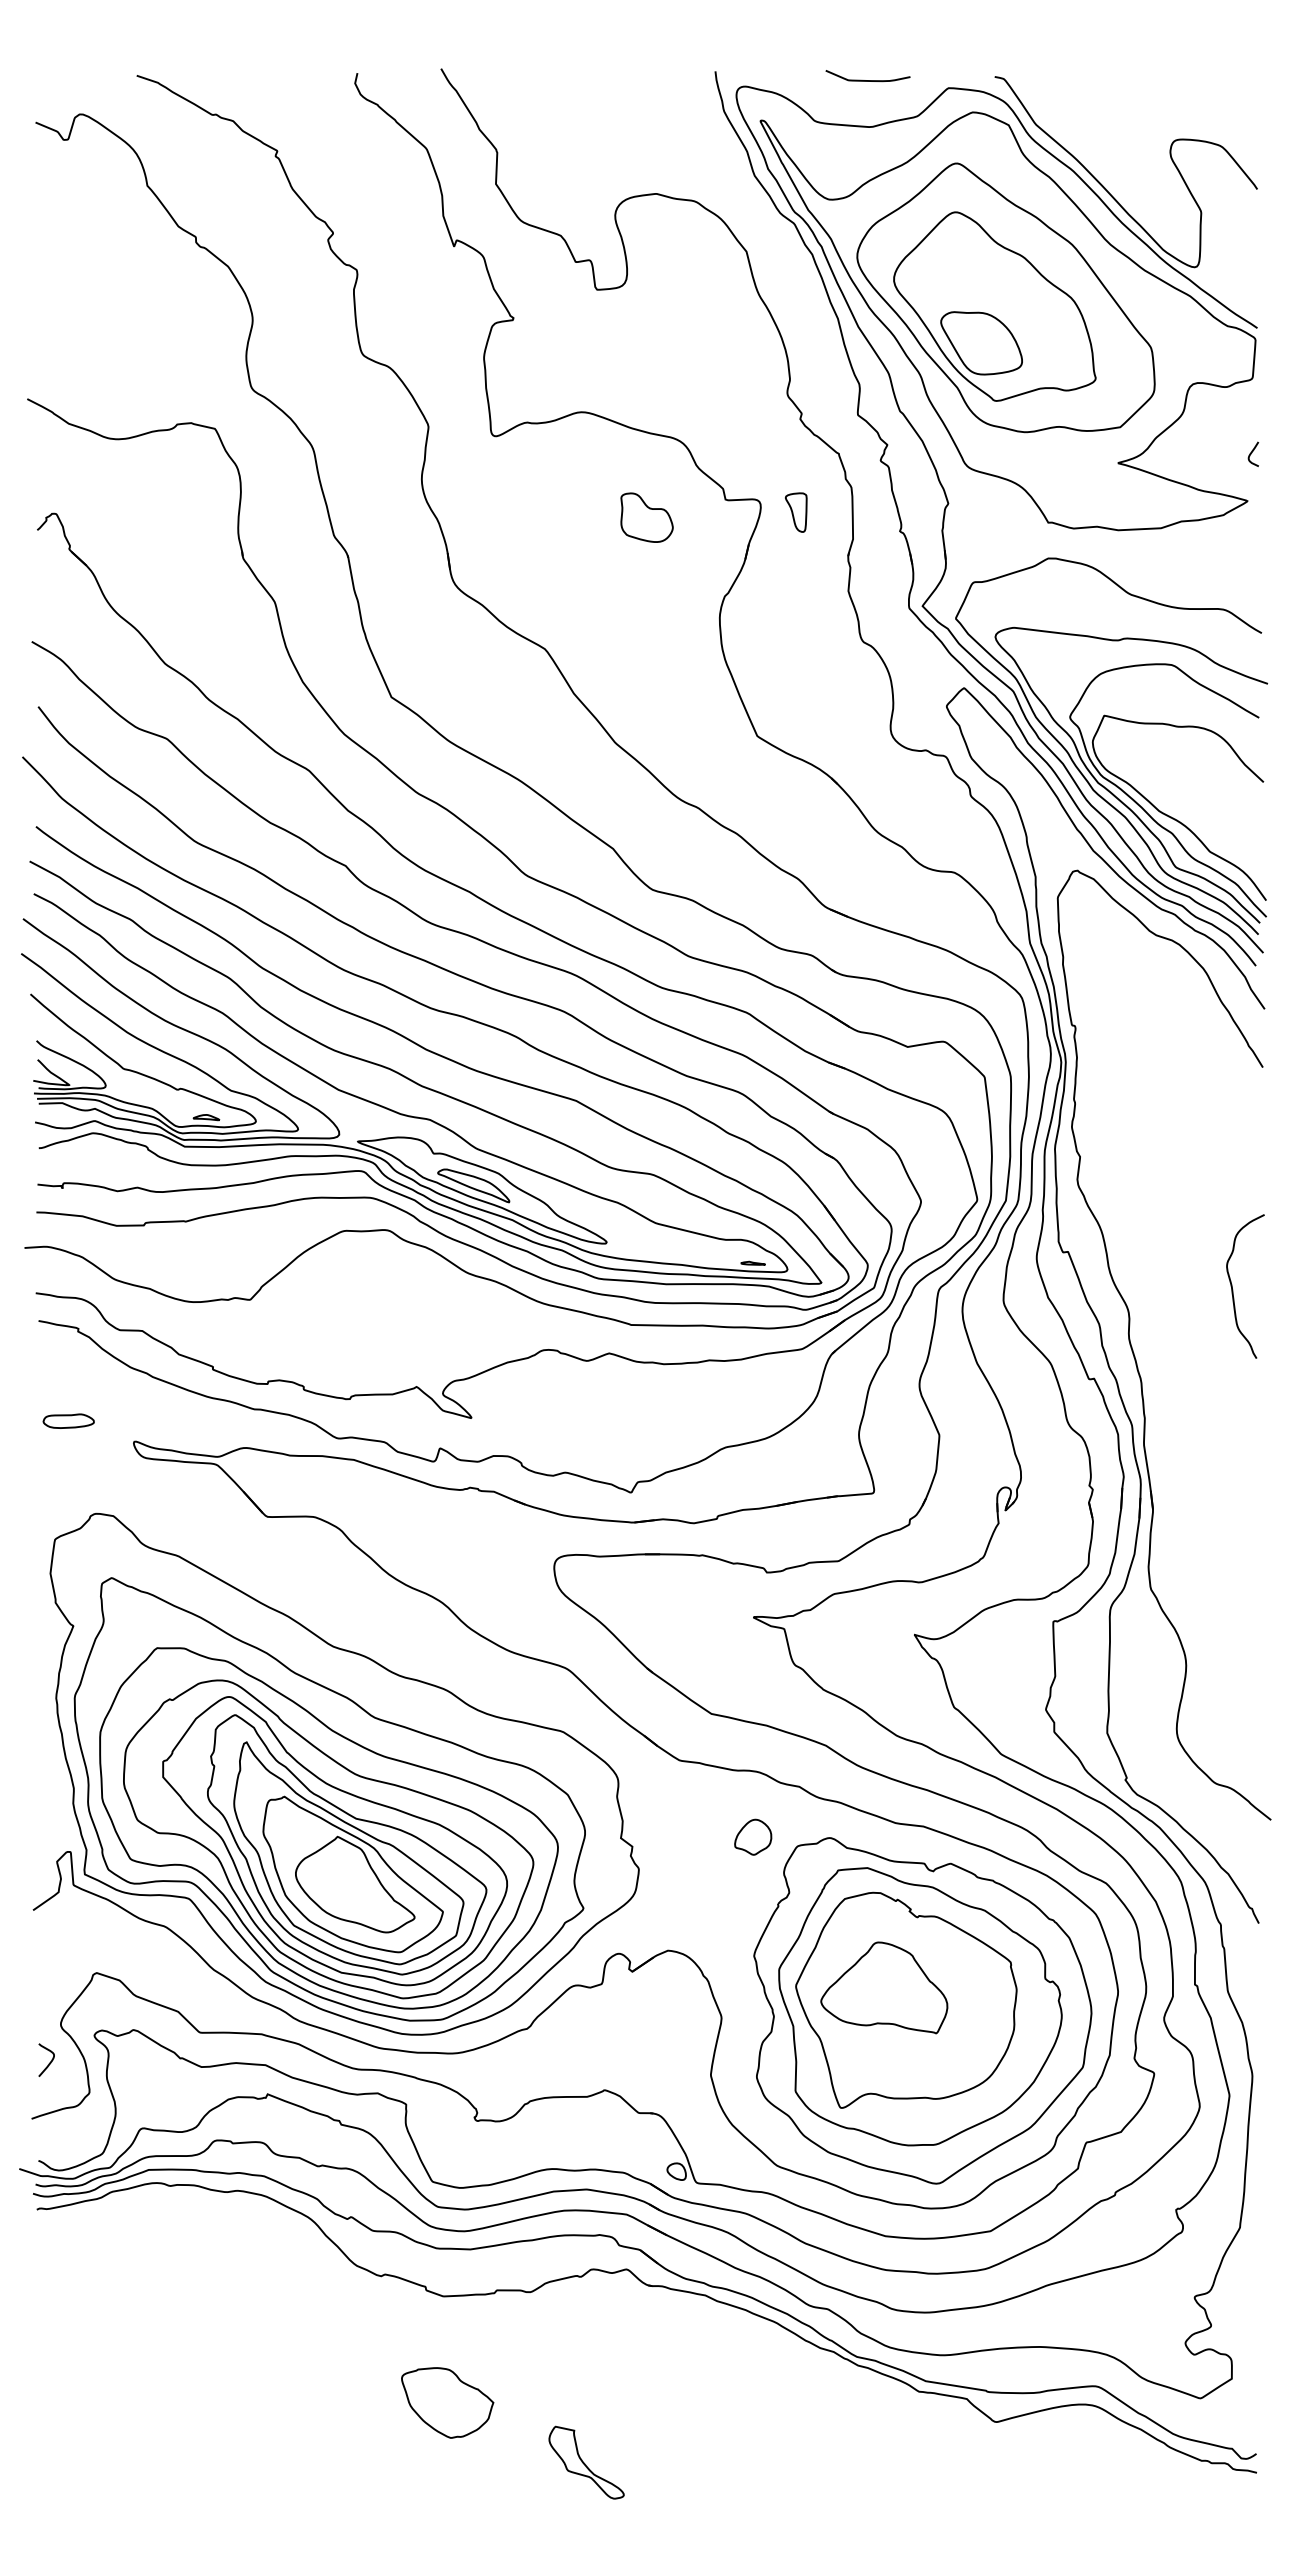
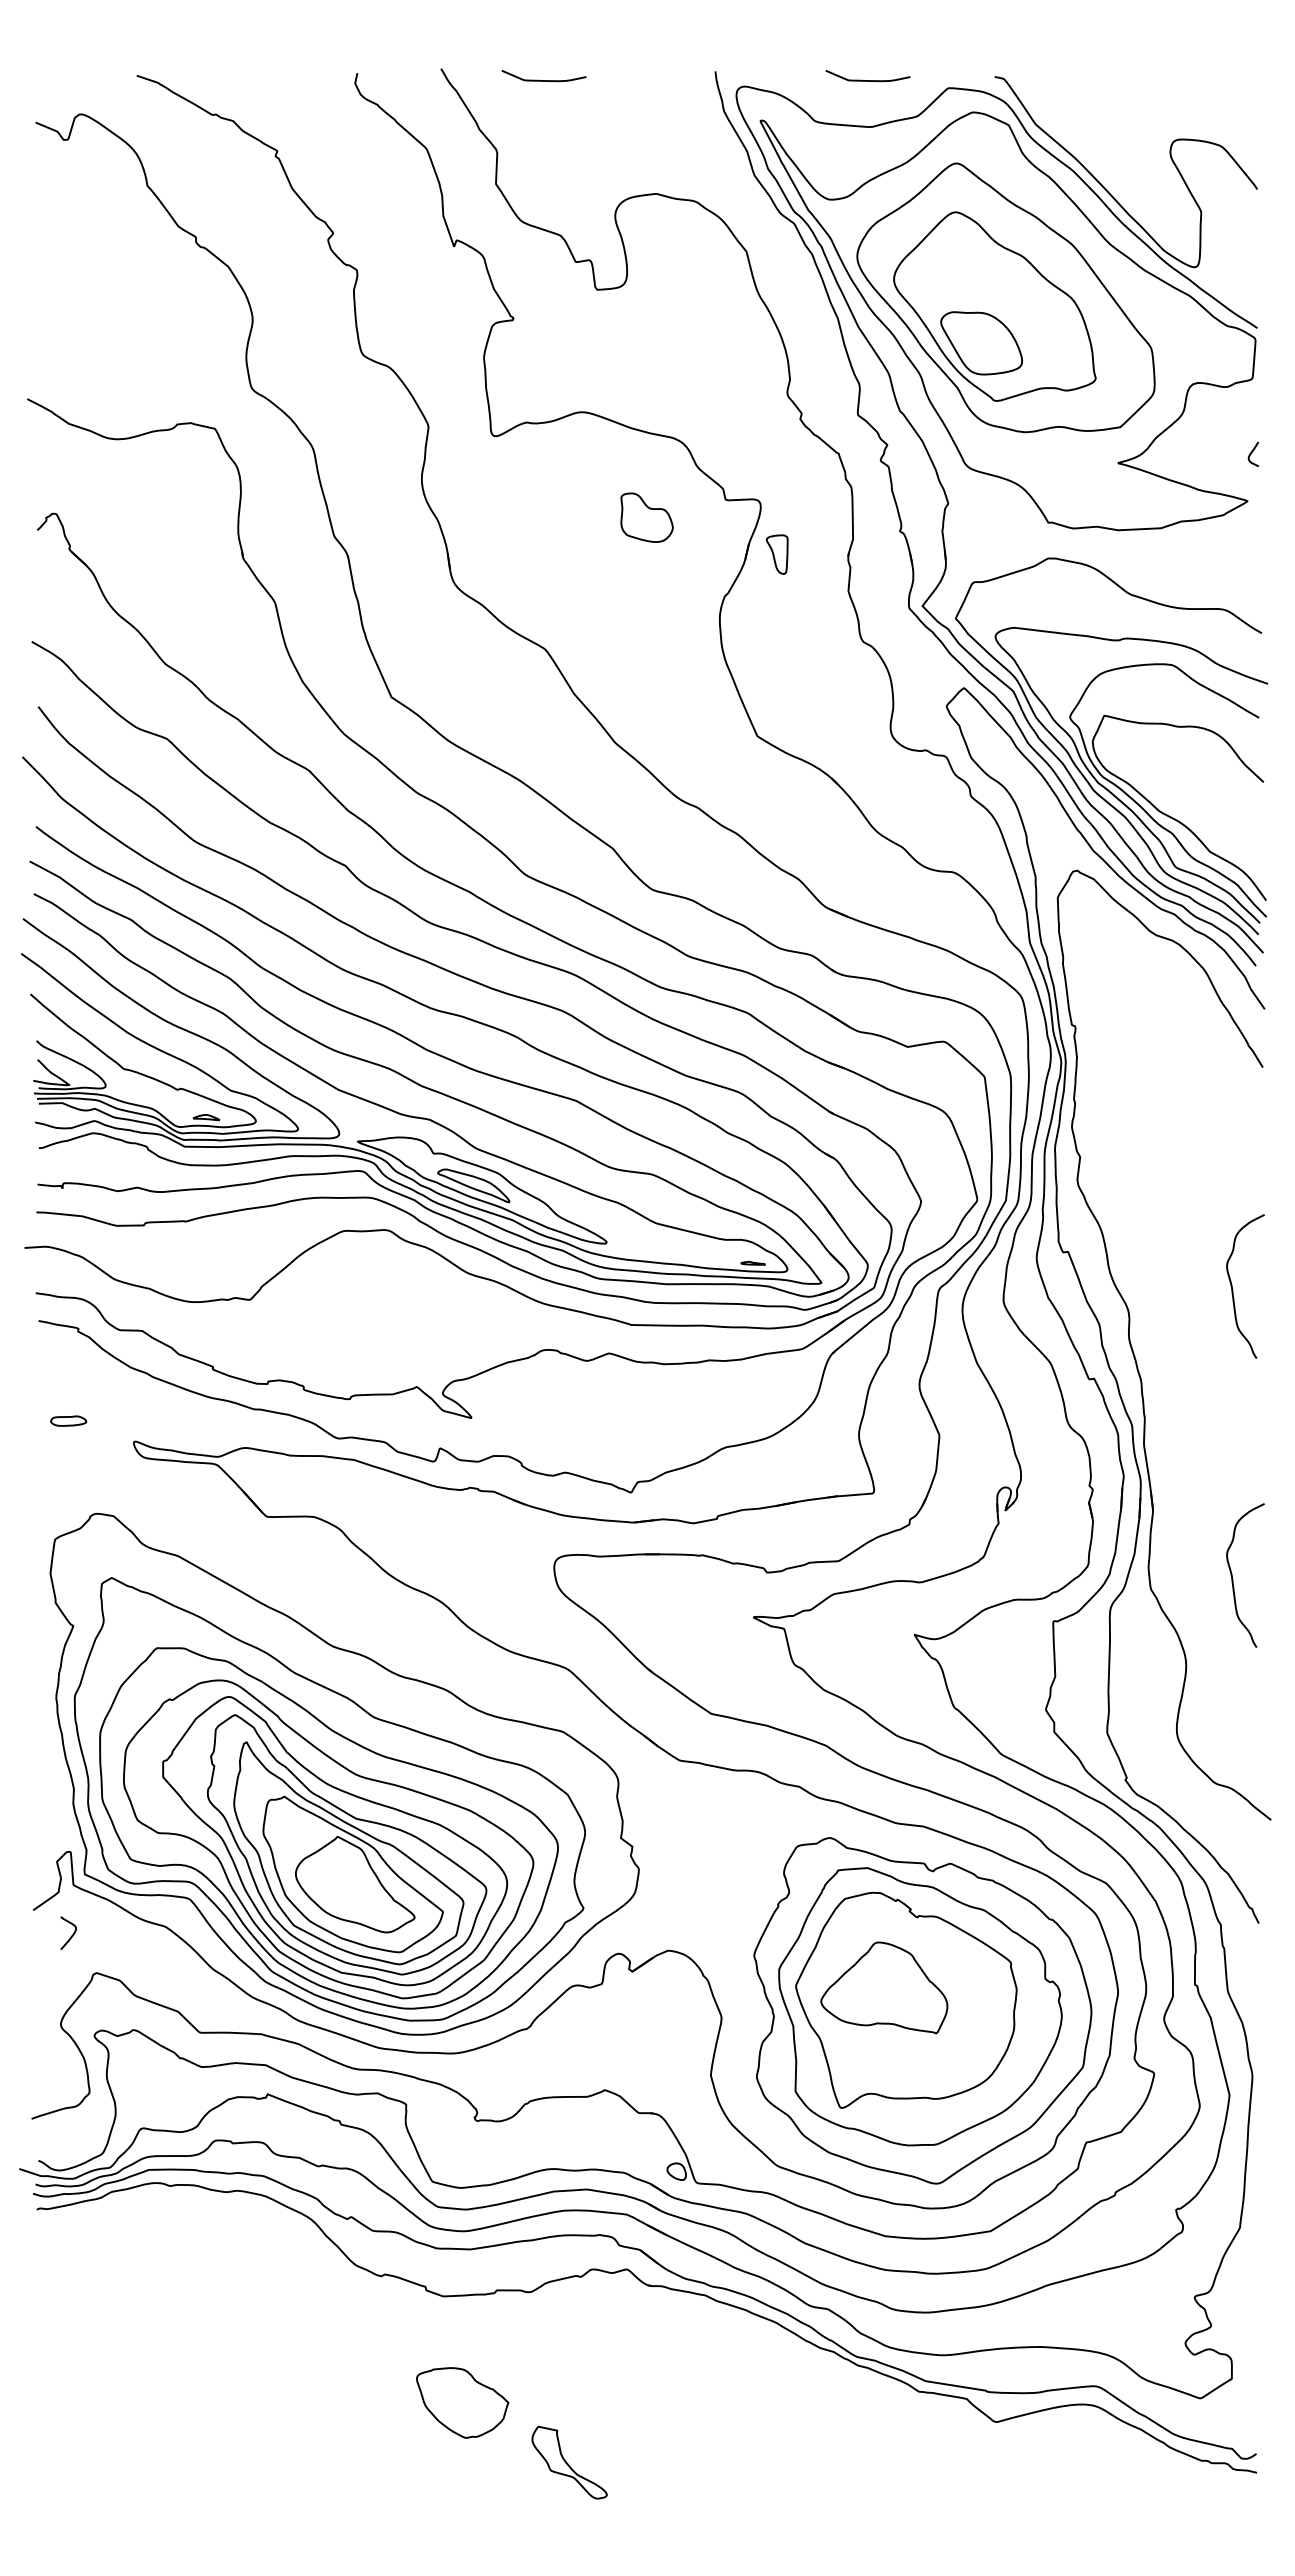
curve: none -> present (543, 80)
part position: (796, 512) -> (777, 554) (777, 554)
part size: 53x16 px -> 38x12 px (68, 1420)
curve: none -> present (1233, 1578)
part: present -> none (753, 1836)
curve position: (49, 2062) -> (71, 1935) (71, 1935)
part position: (447, 2402) -> (462, 2402) (462, 2402)
part position: (586, 2462) -> (569, 2462) (569, 2462)
